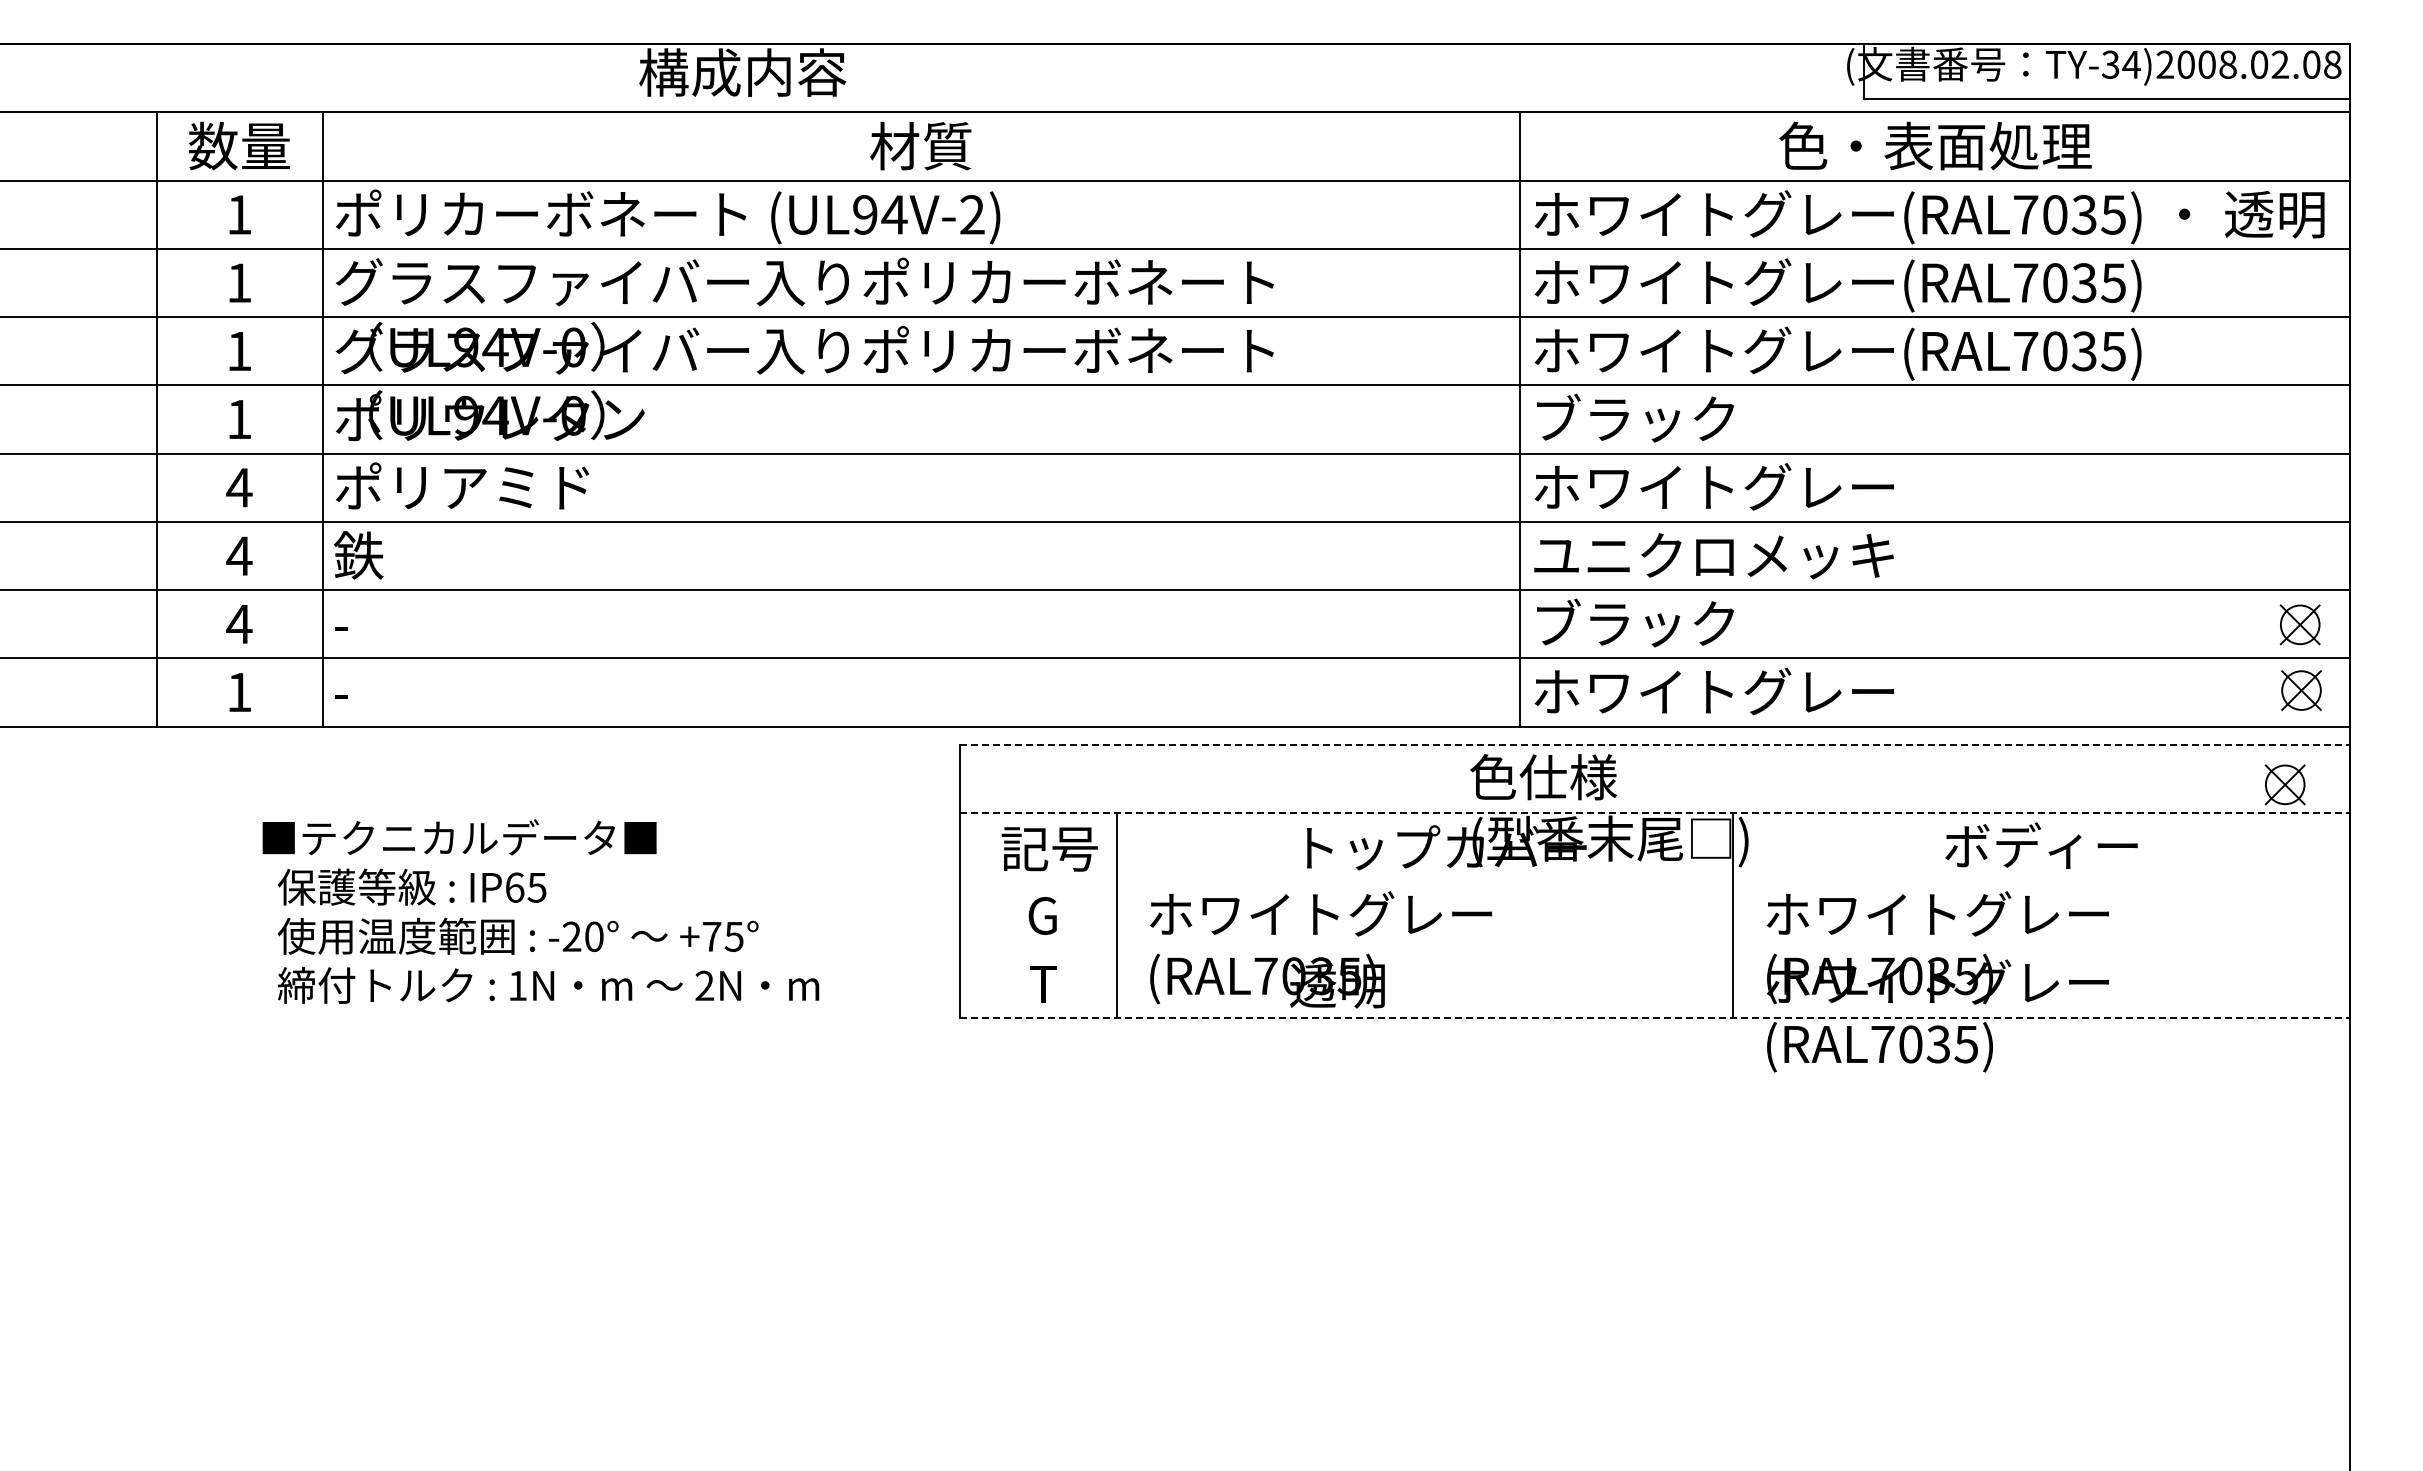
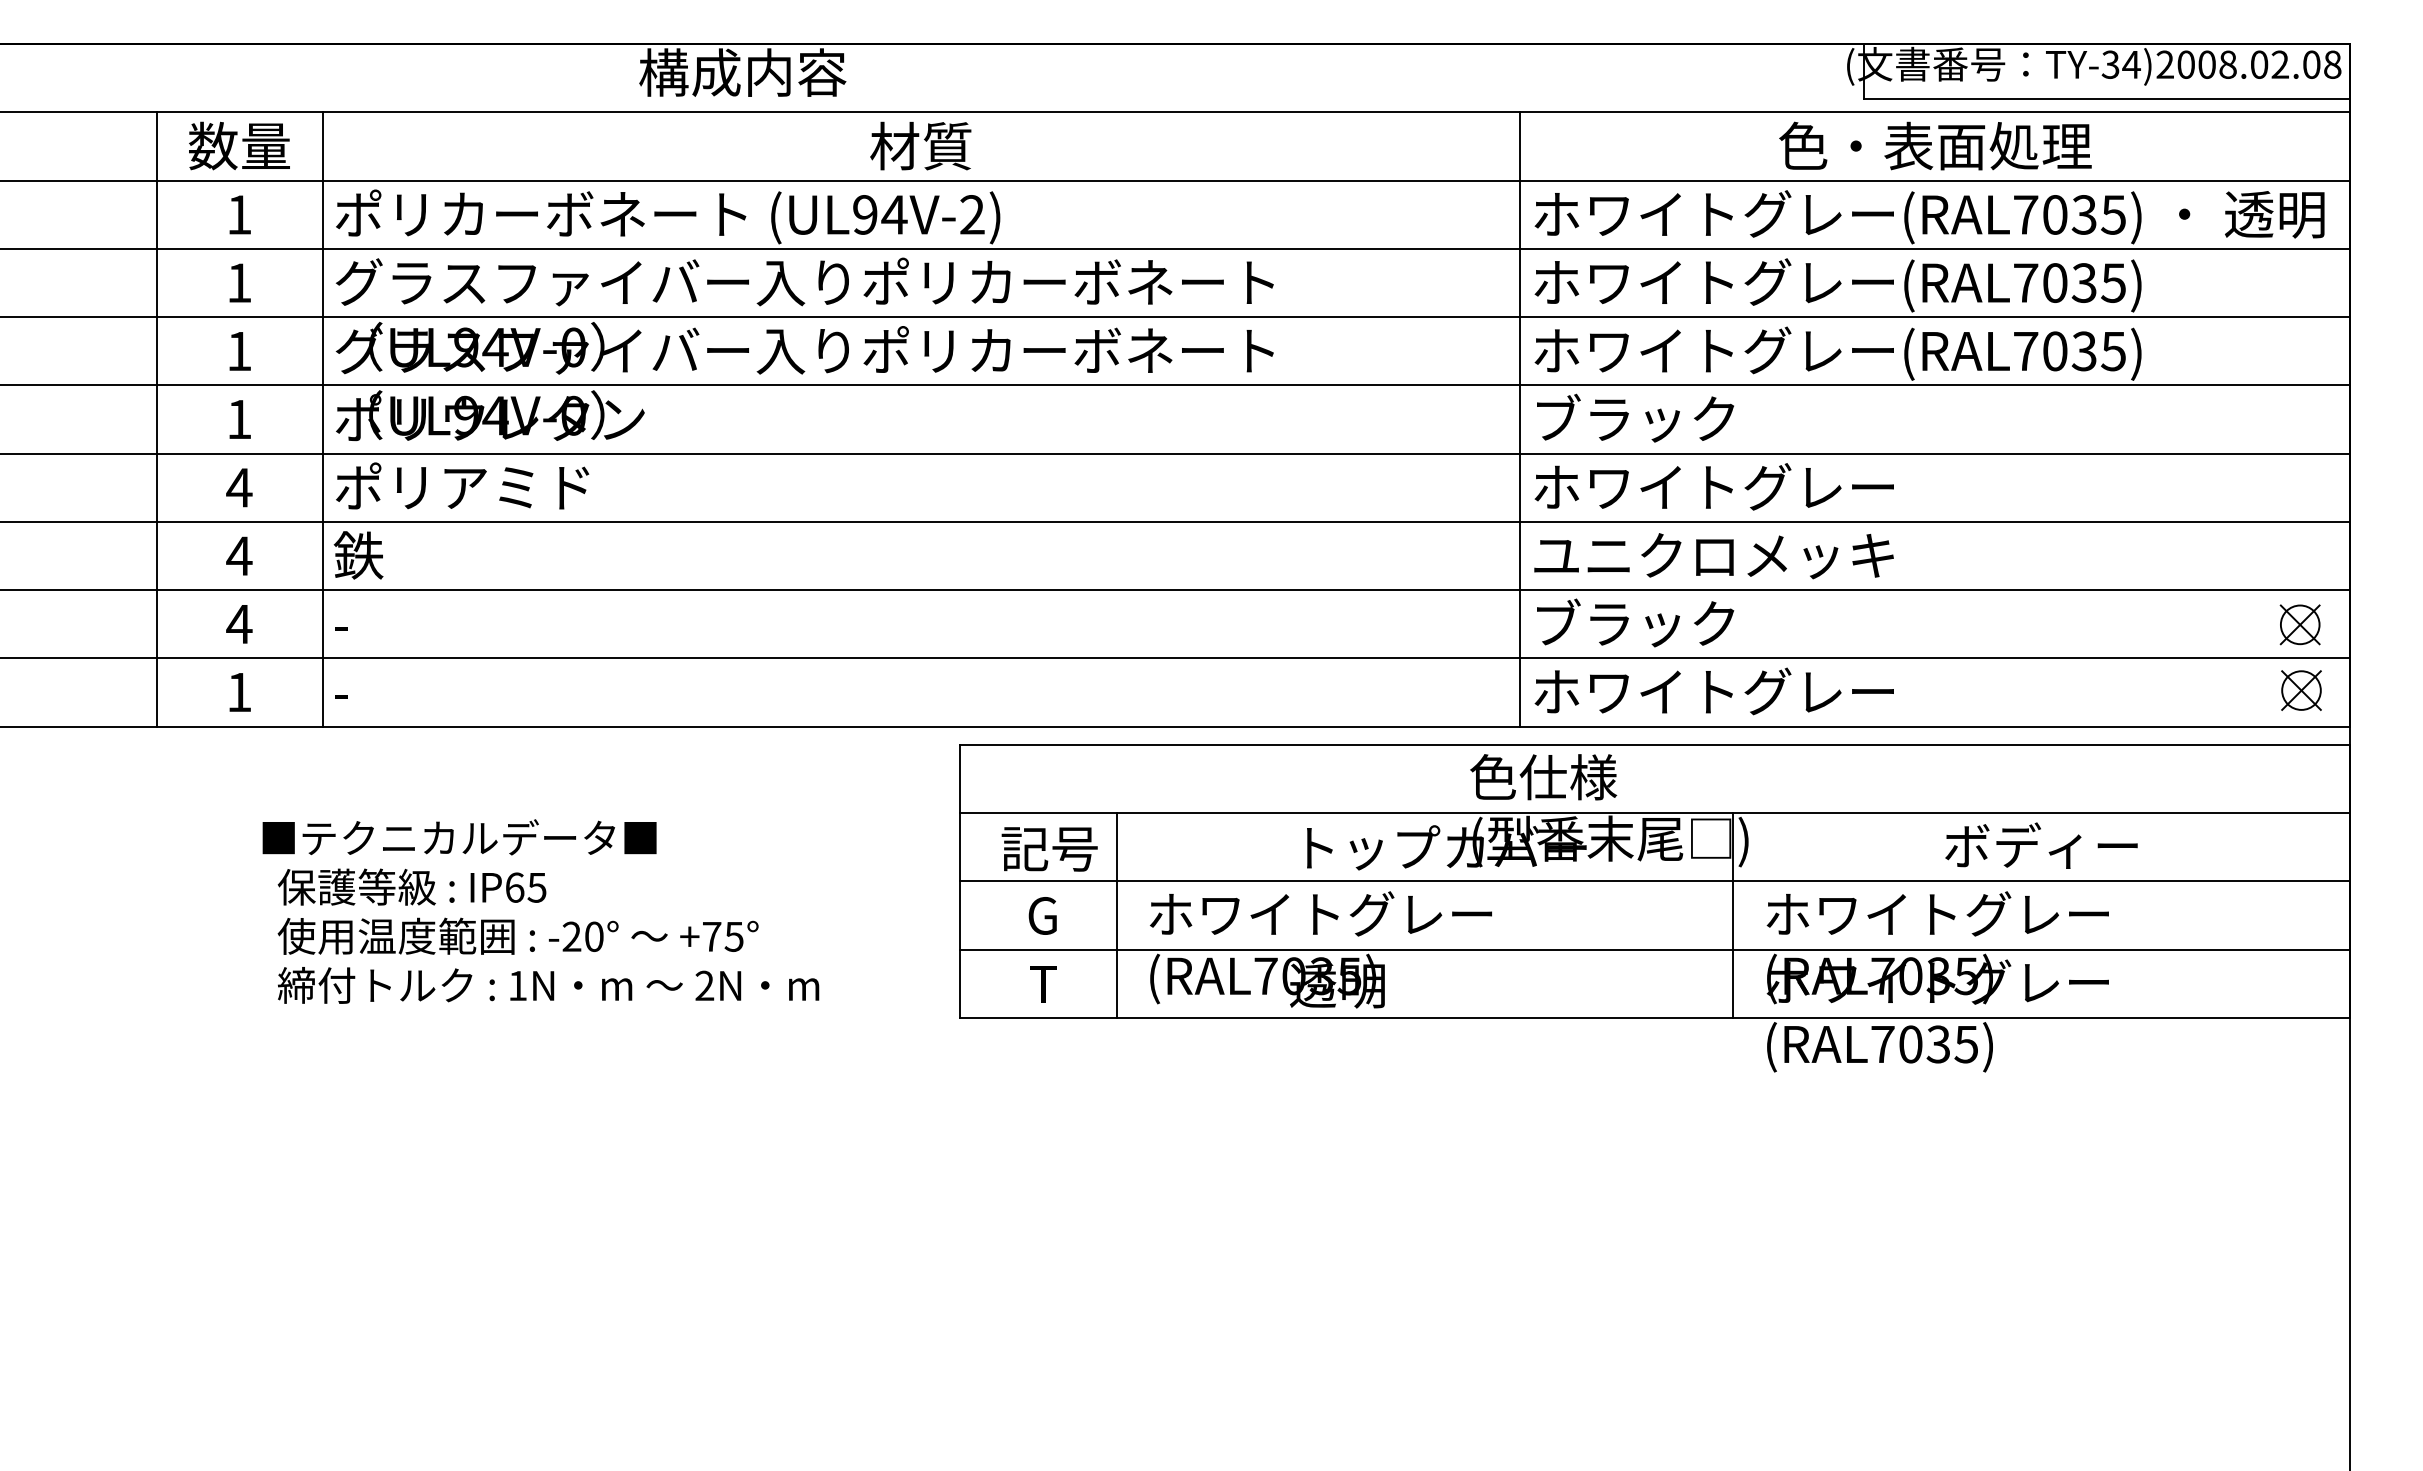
line: dashed -> solid (1655, 744)
part: present -> none (2284, 784)
line: dashed -> solid (1655, 813)
line: none -> present (1655, 881)
line: none -> present (1655, 949)
line: dashed -> solid (1655, 1017)
